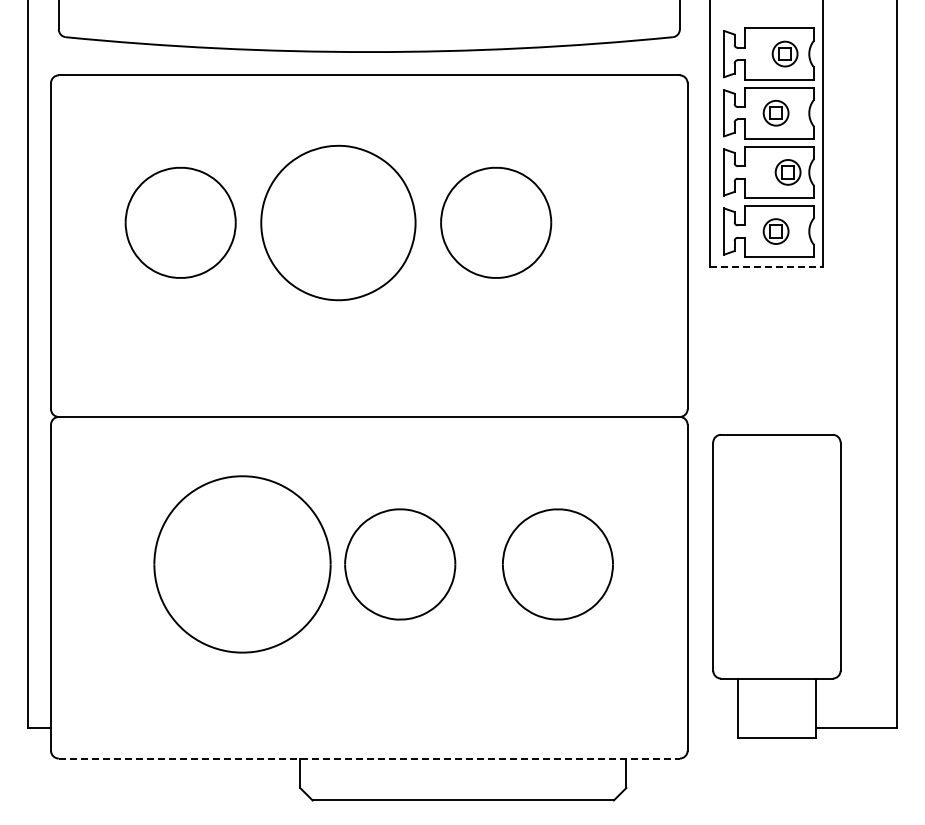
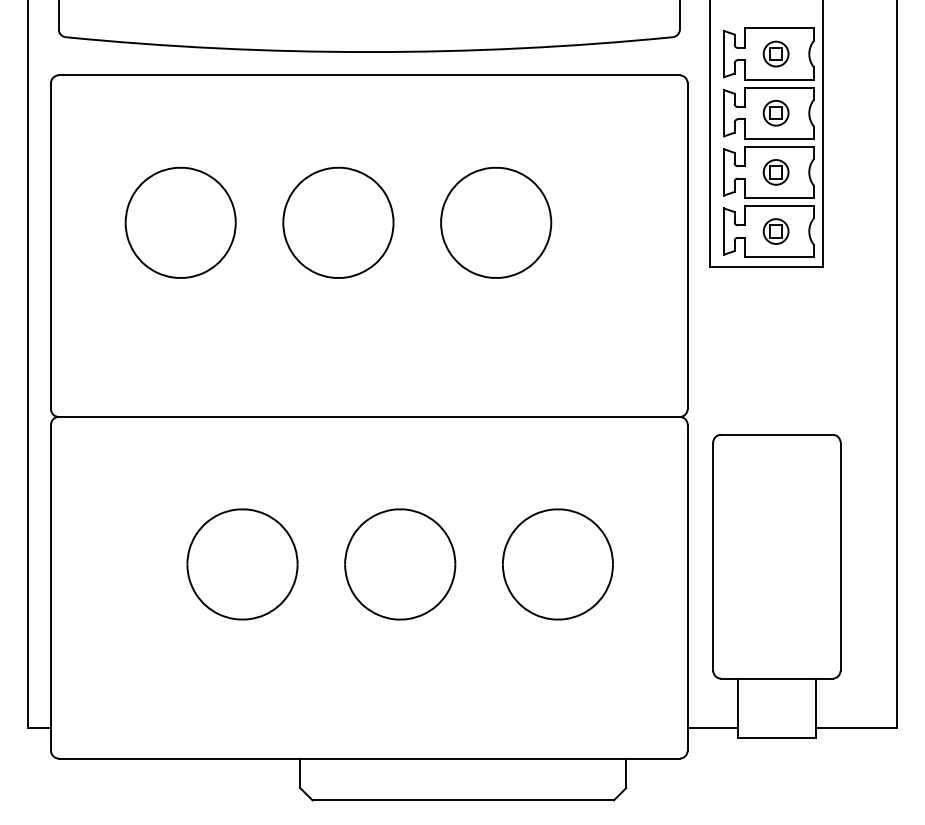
part position: (784, 53) -> (775, 53) (775, 53)
part position: (787, 172) -> (775, 172) (775, 172)
part size: 157x158 px -> 113x113 px (338, 222)
line: dashed -> solid (766, 267)
part size: 179x179 px -> 113x113 px (242, 564)
line: none -> present (712, 727)
line: dashed -> solid (369, 758)
